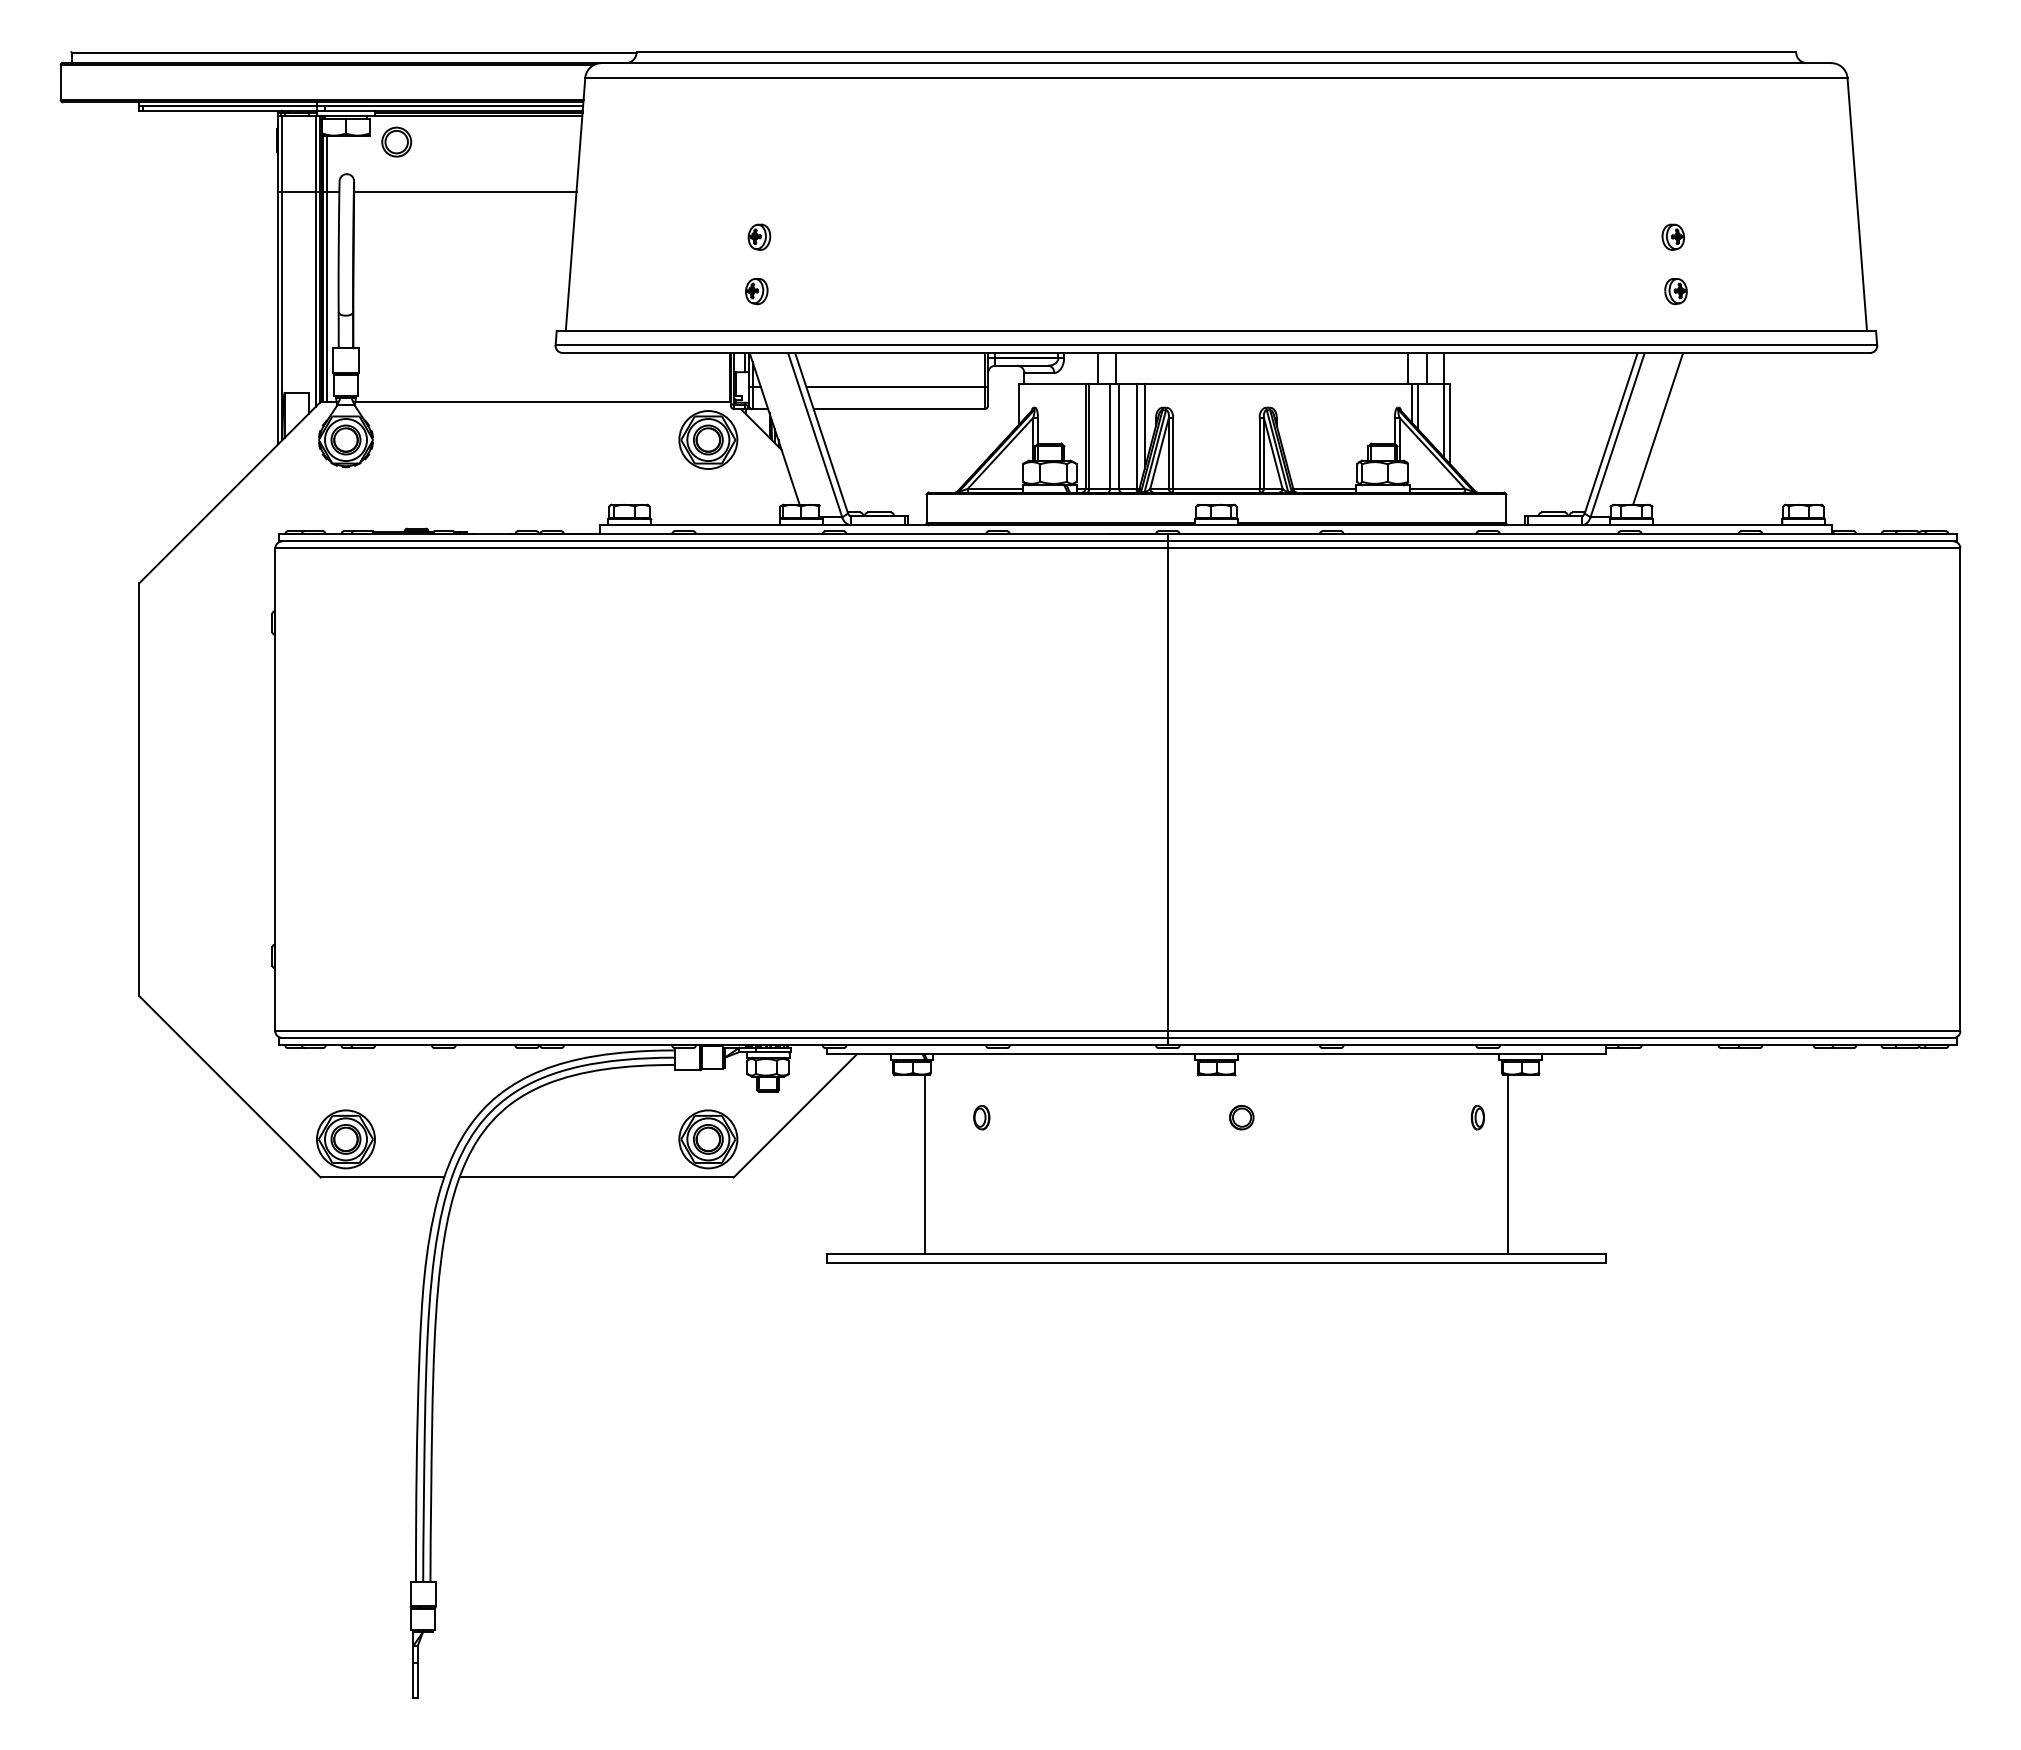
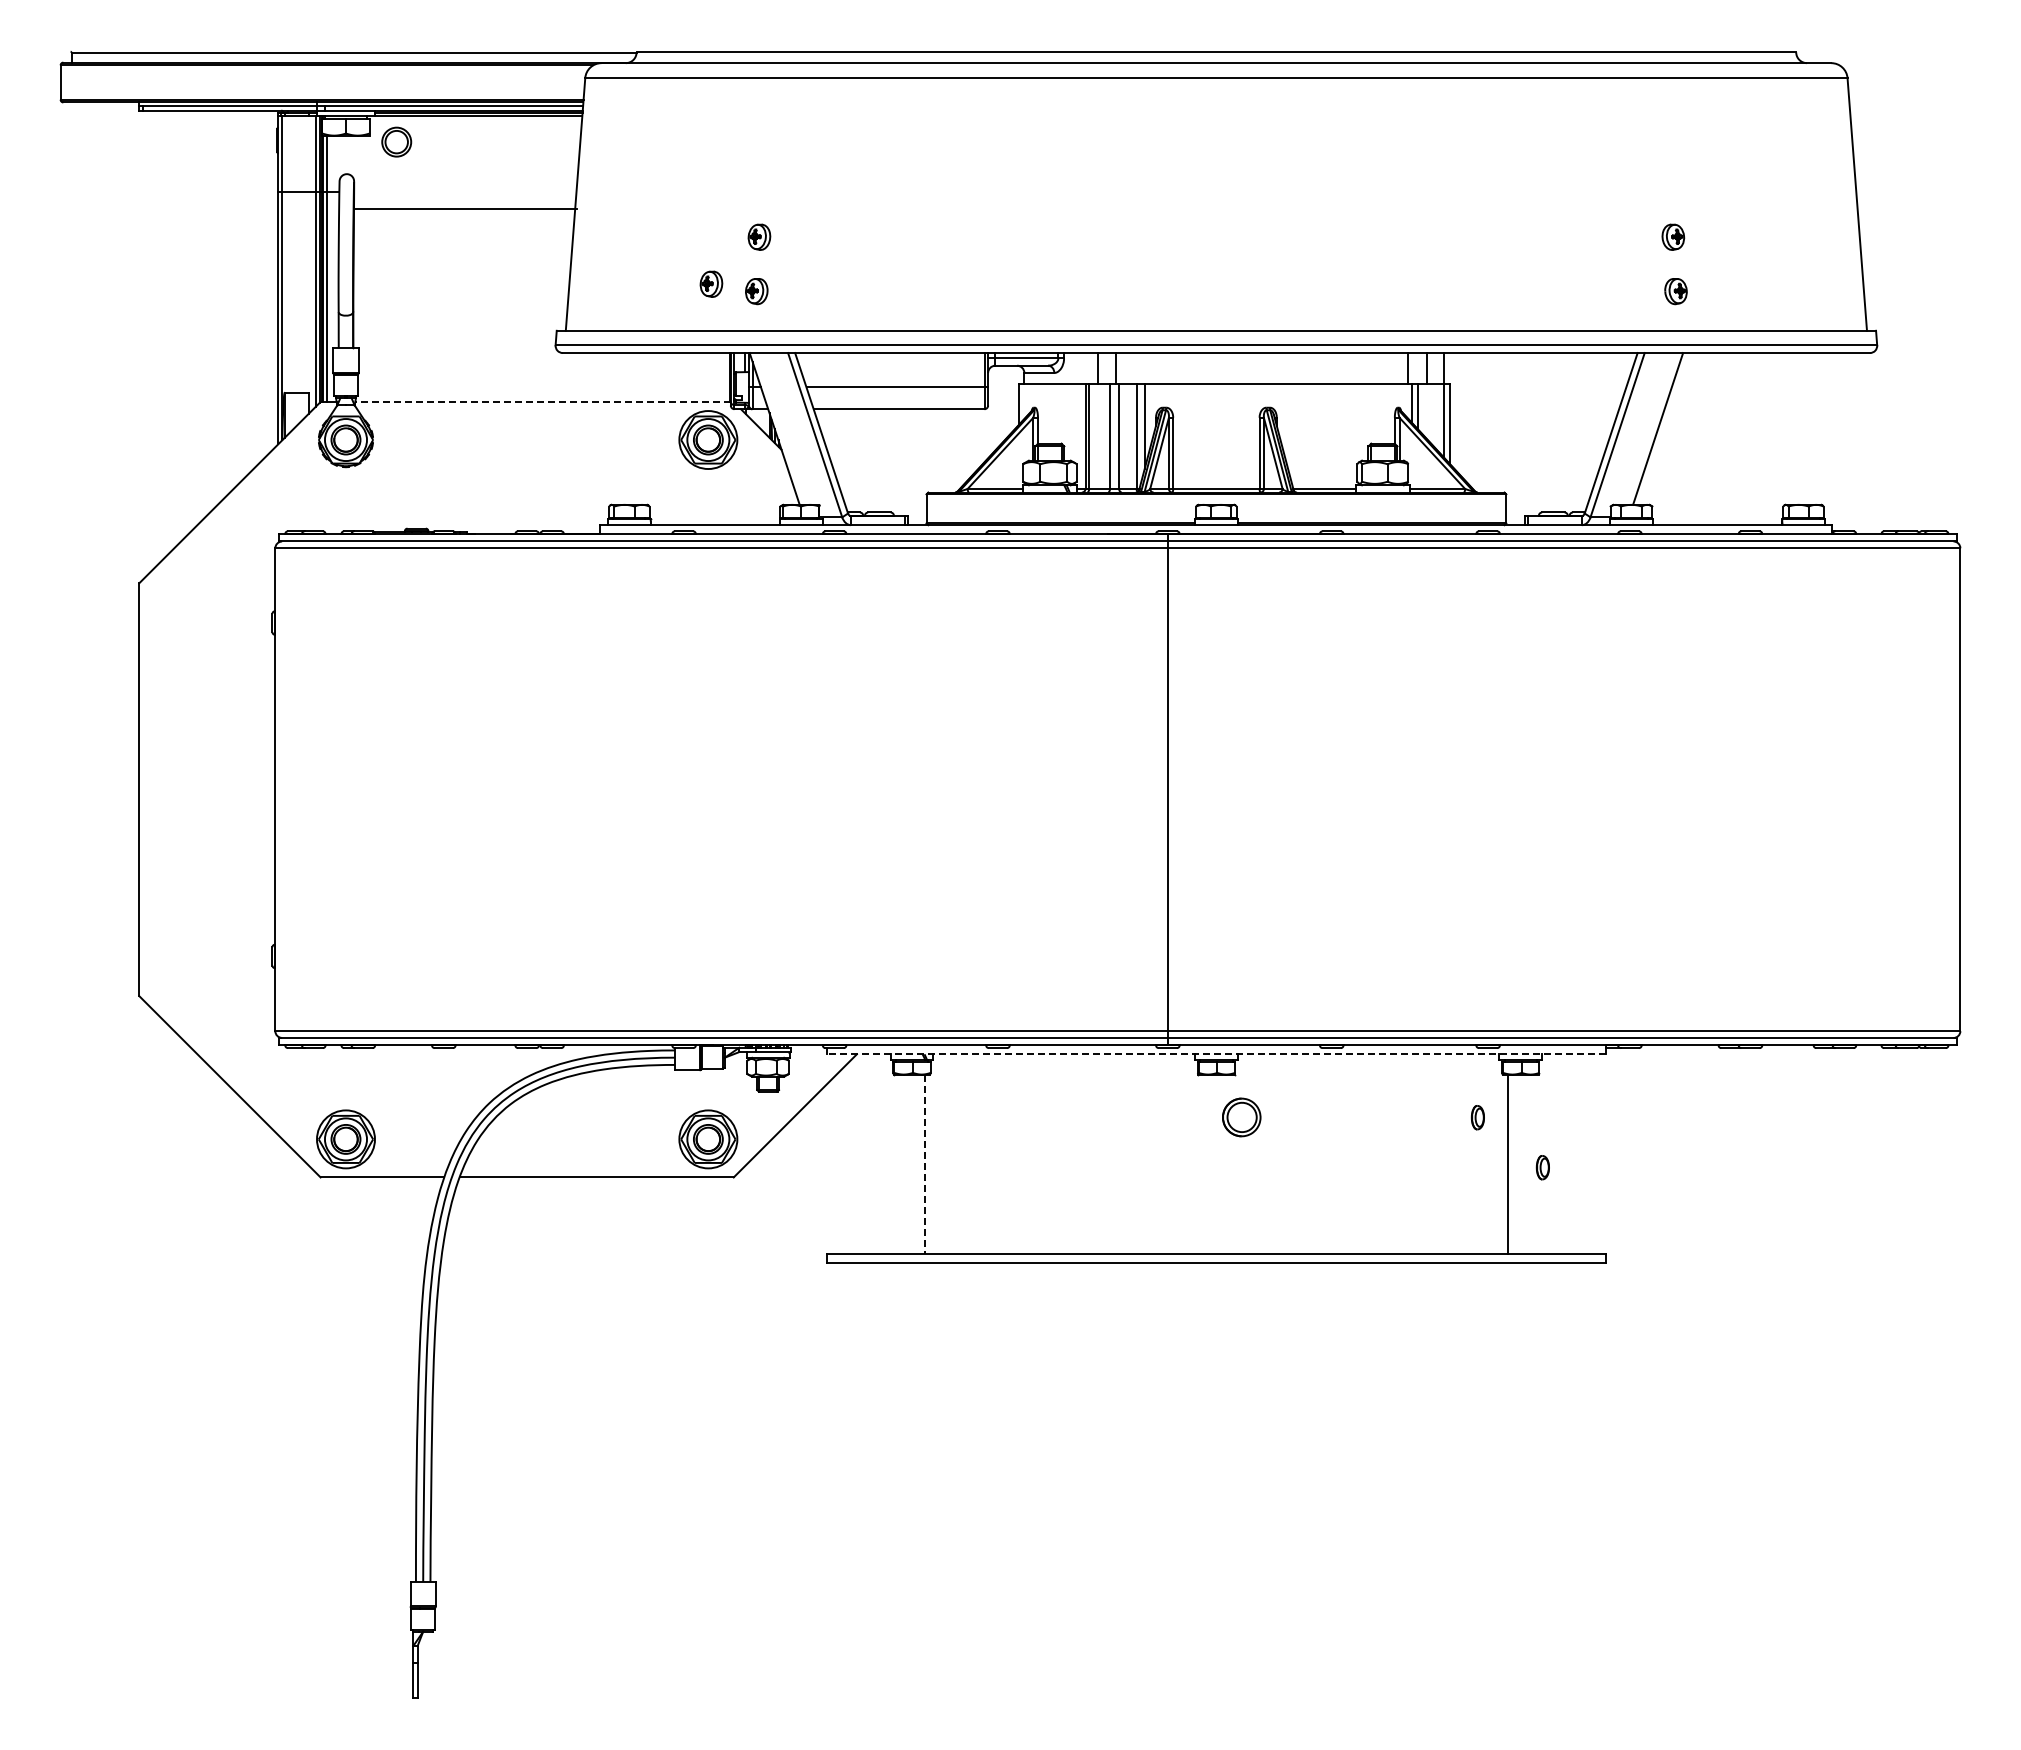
line position: (465, 191) -> (465, 208) (465, 208)
part: none -> present (711, 283)
line: solid -> dashed (543, 401)
line: solid -> dashed (1216, 1054)
part: present -> none (981, 1117)
part size: 26x26 px -> 40x41 px (1241, 1117)
line: solid -> dashed (924, 1164)
part: none -> present (1542, 1167)
